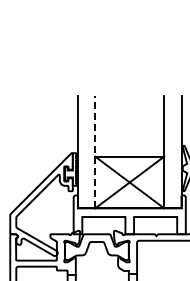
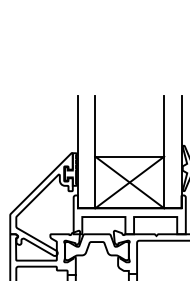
line: dashed -> solid (95, 151)
